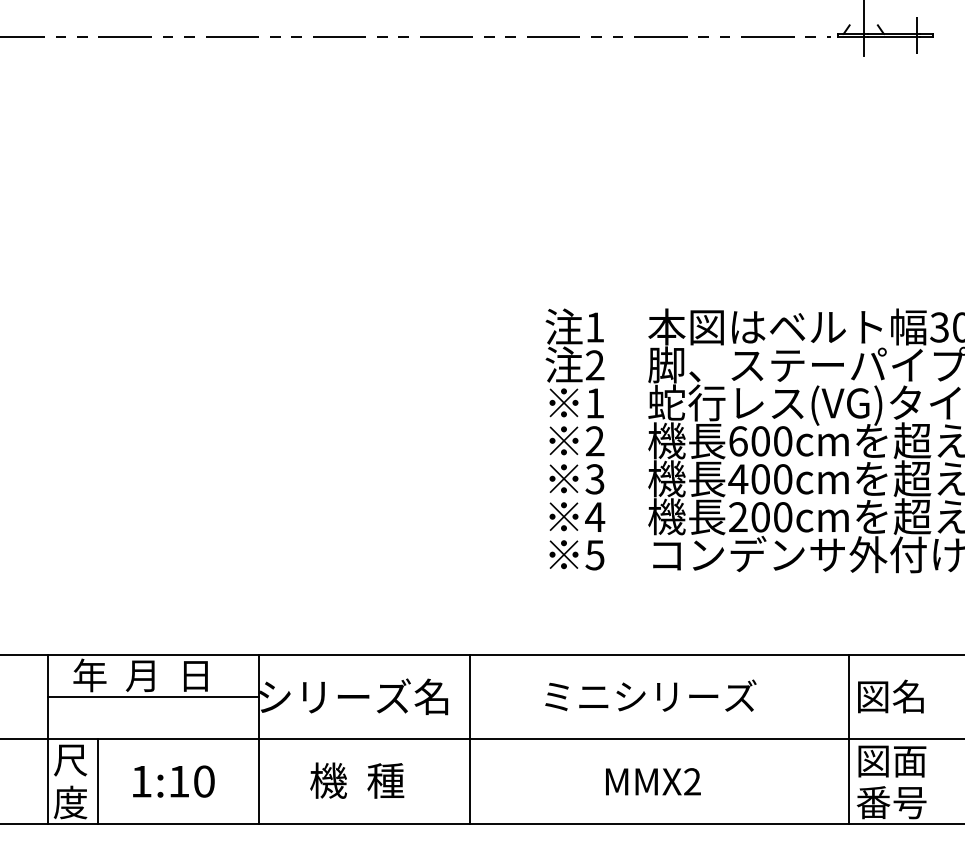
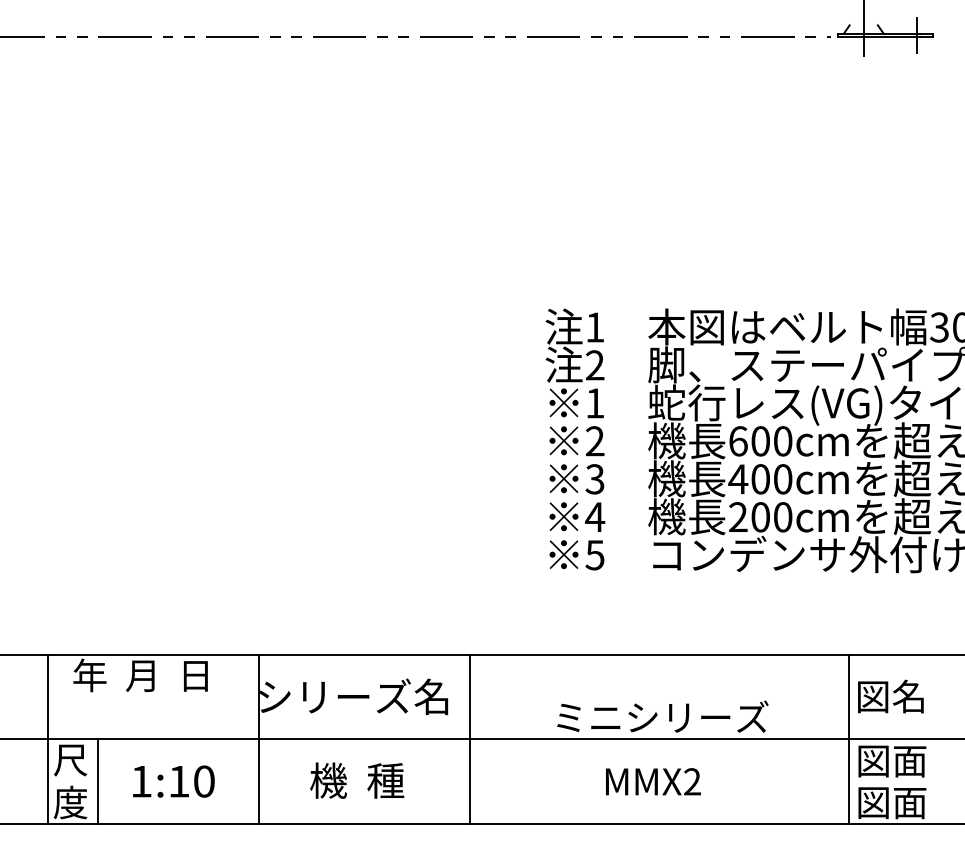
text position: (650, 695) -> (662, 716) (662, 716)
line: present -> none (152, 697)
text: 番号 -> 図面 (891, 802)
